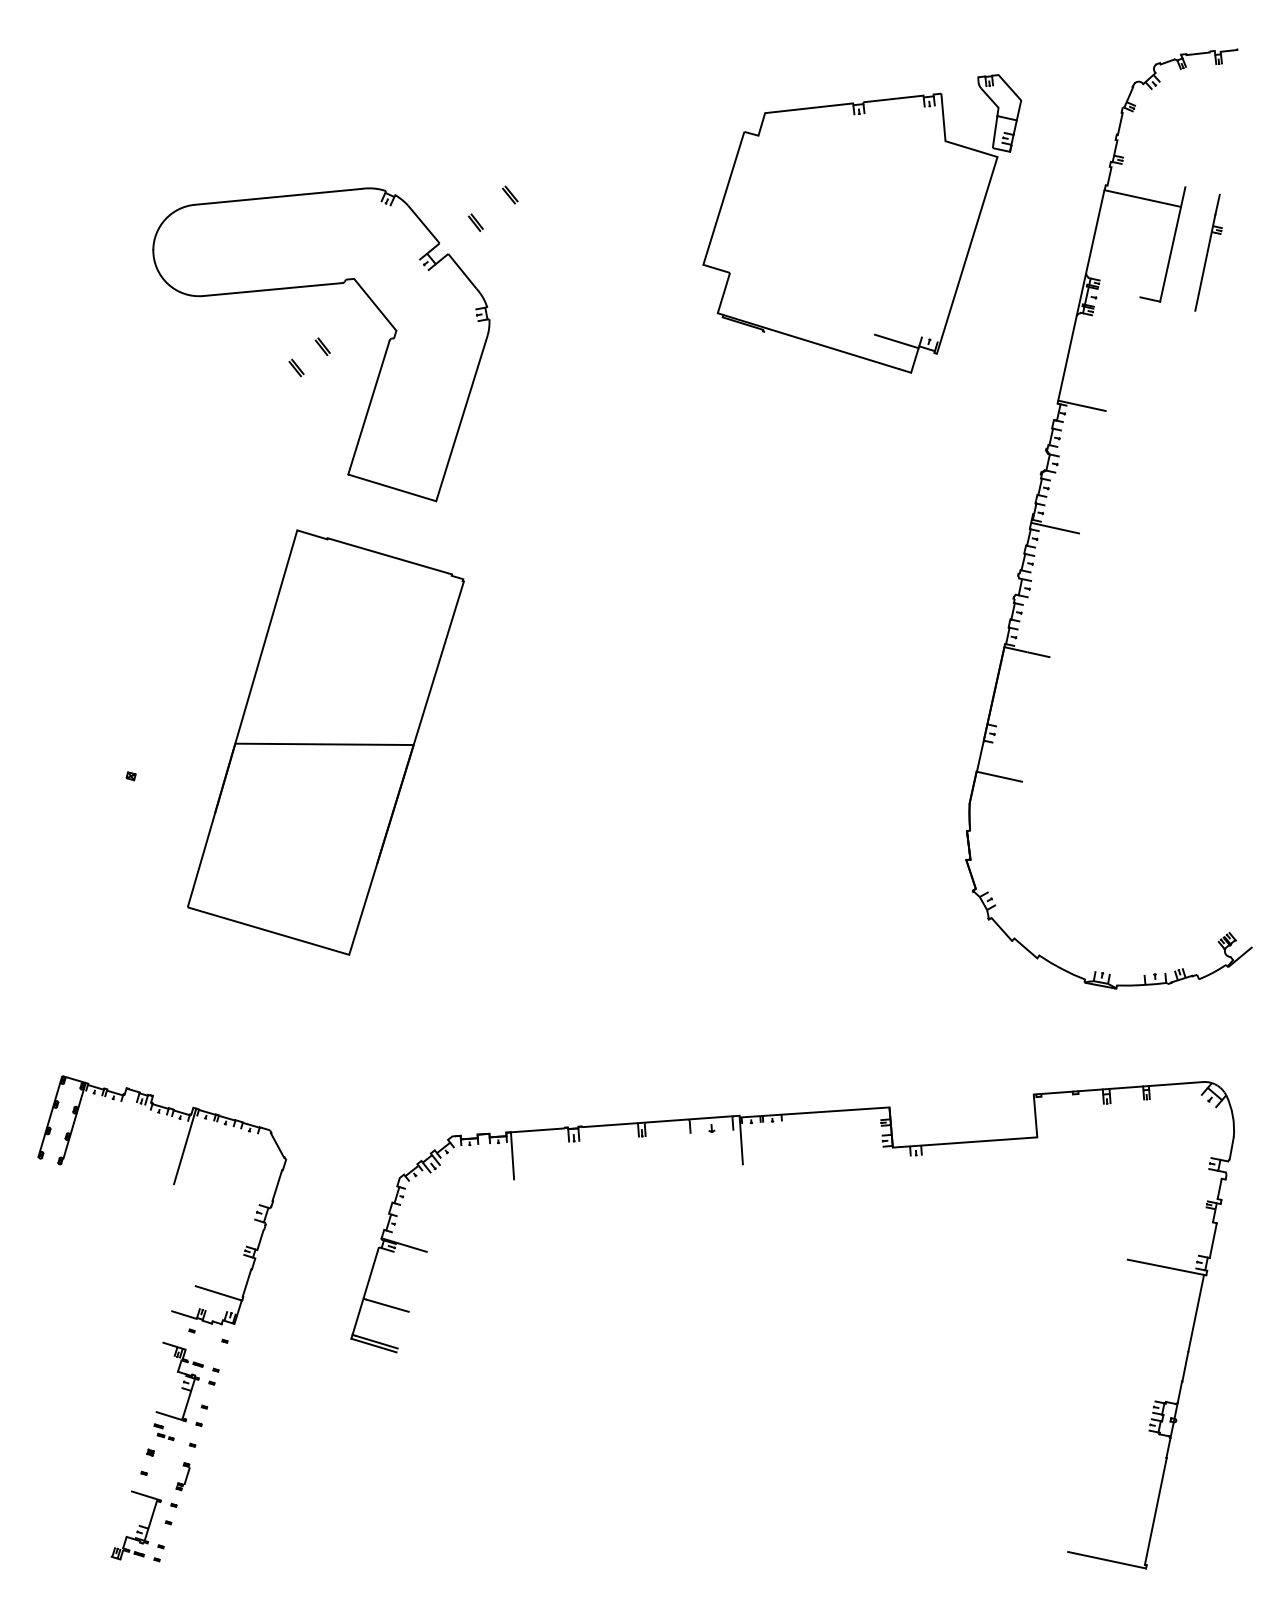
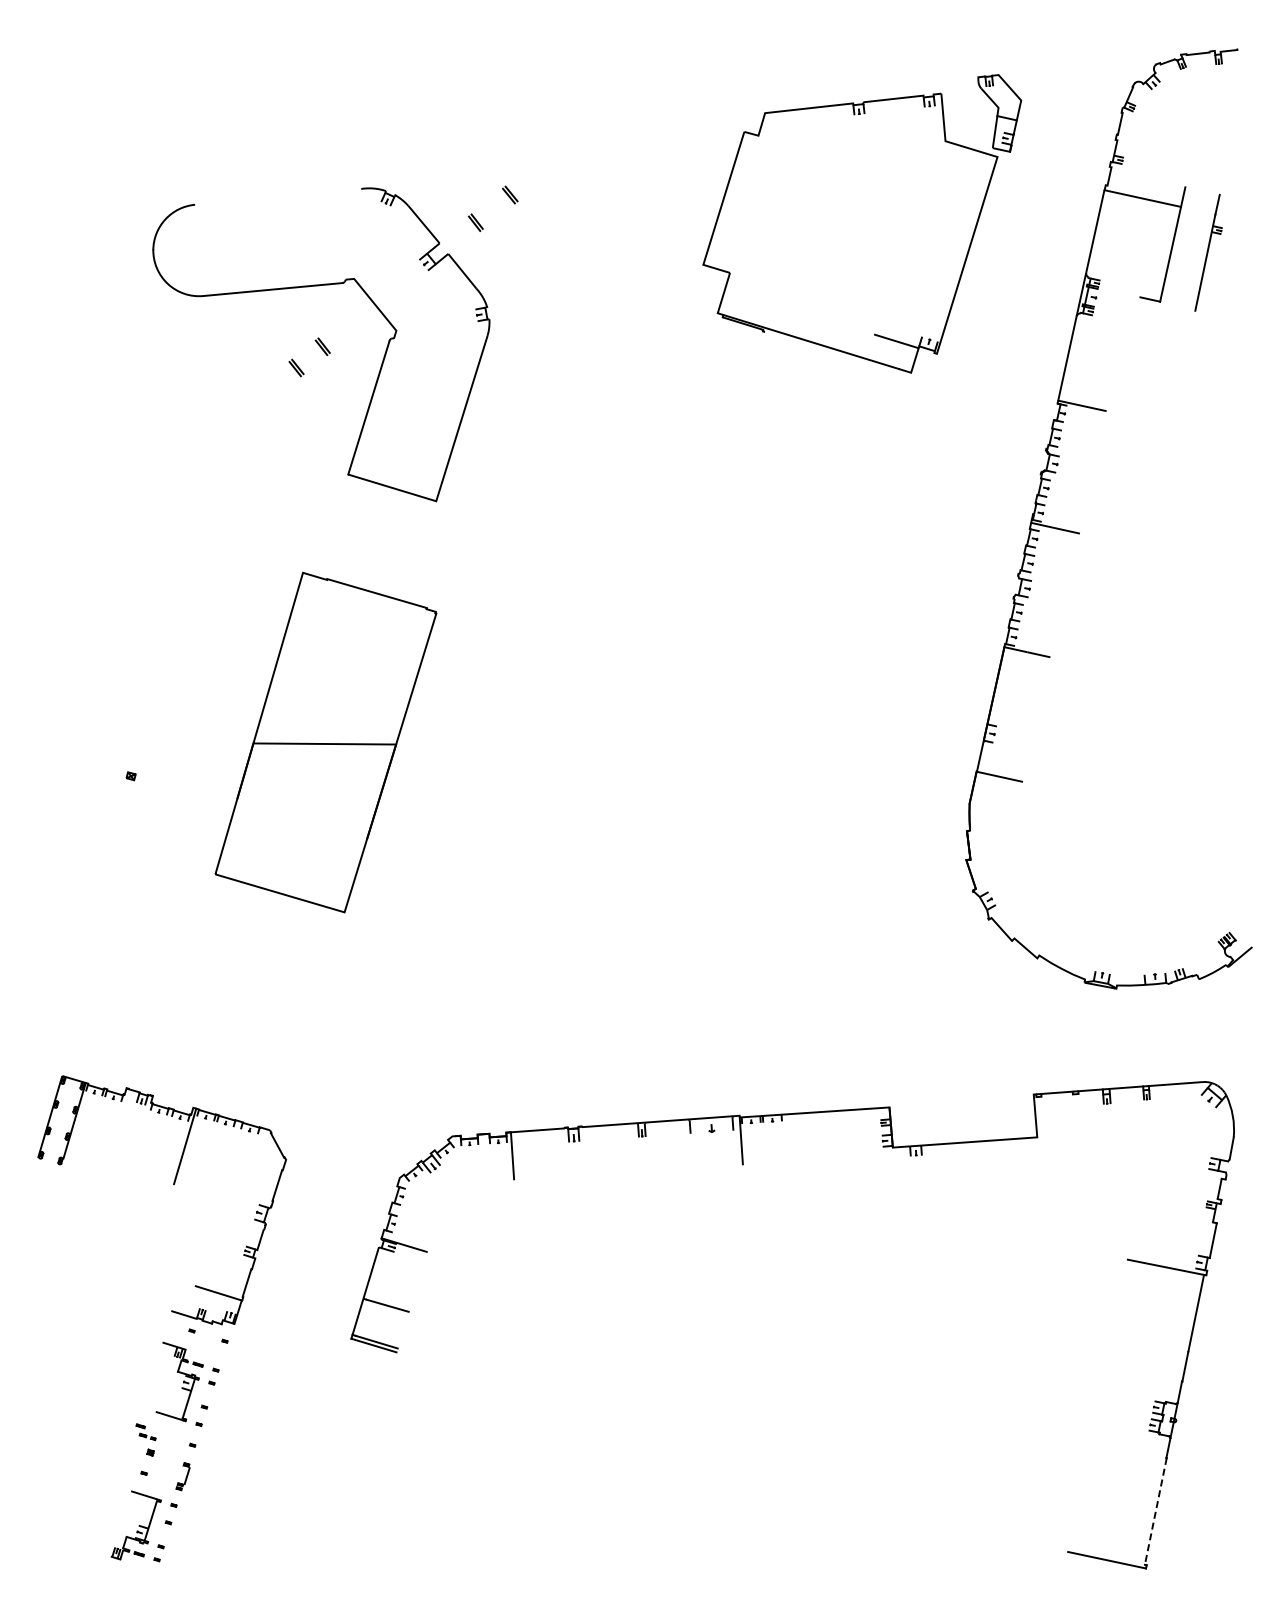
line: present -> none (278, 196)
part size: 278x427 px -> 224x343 px (325, 742)
part position: (163, 1432) -> (145, 1432) (145, 1432)
line: solid -> dashed (1155, 1511)
